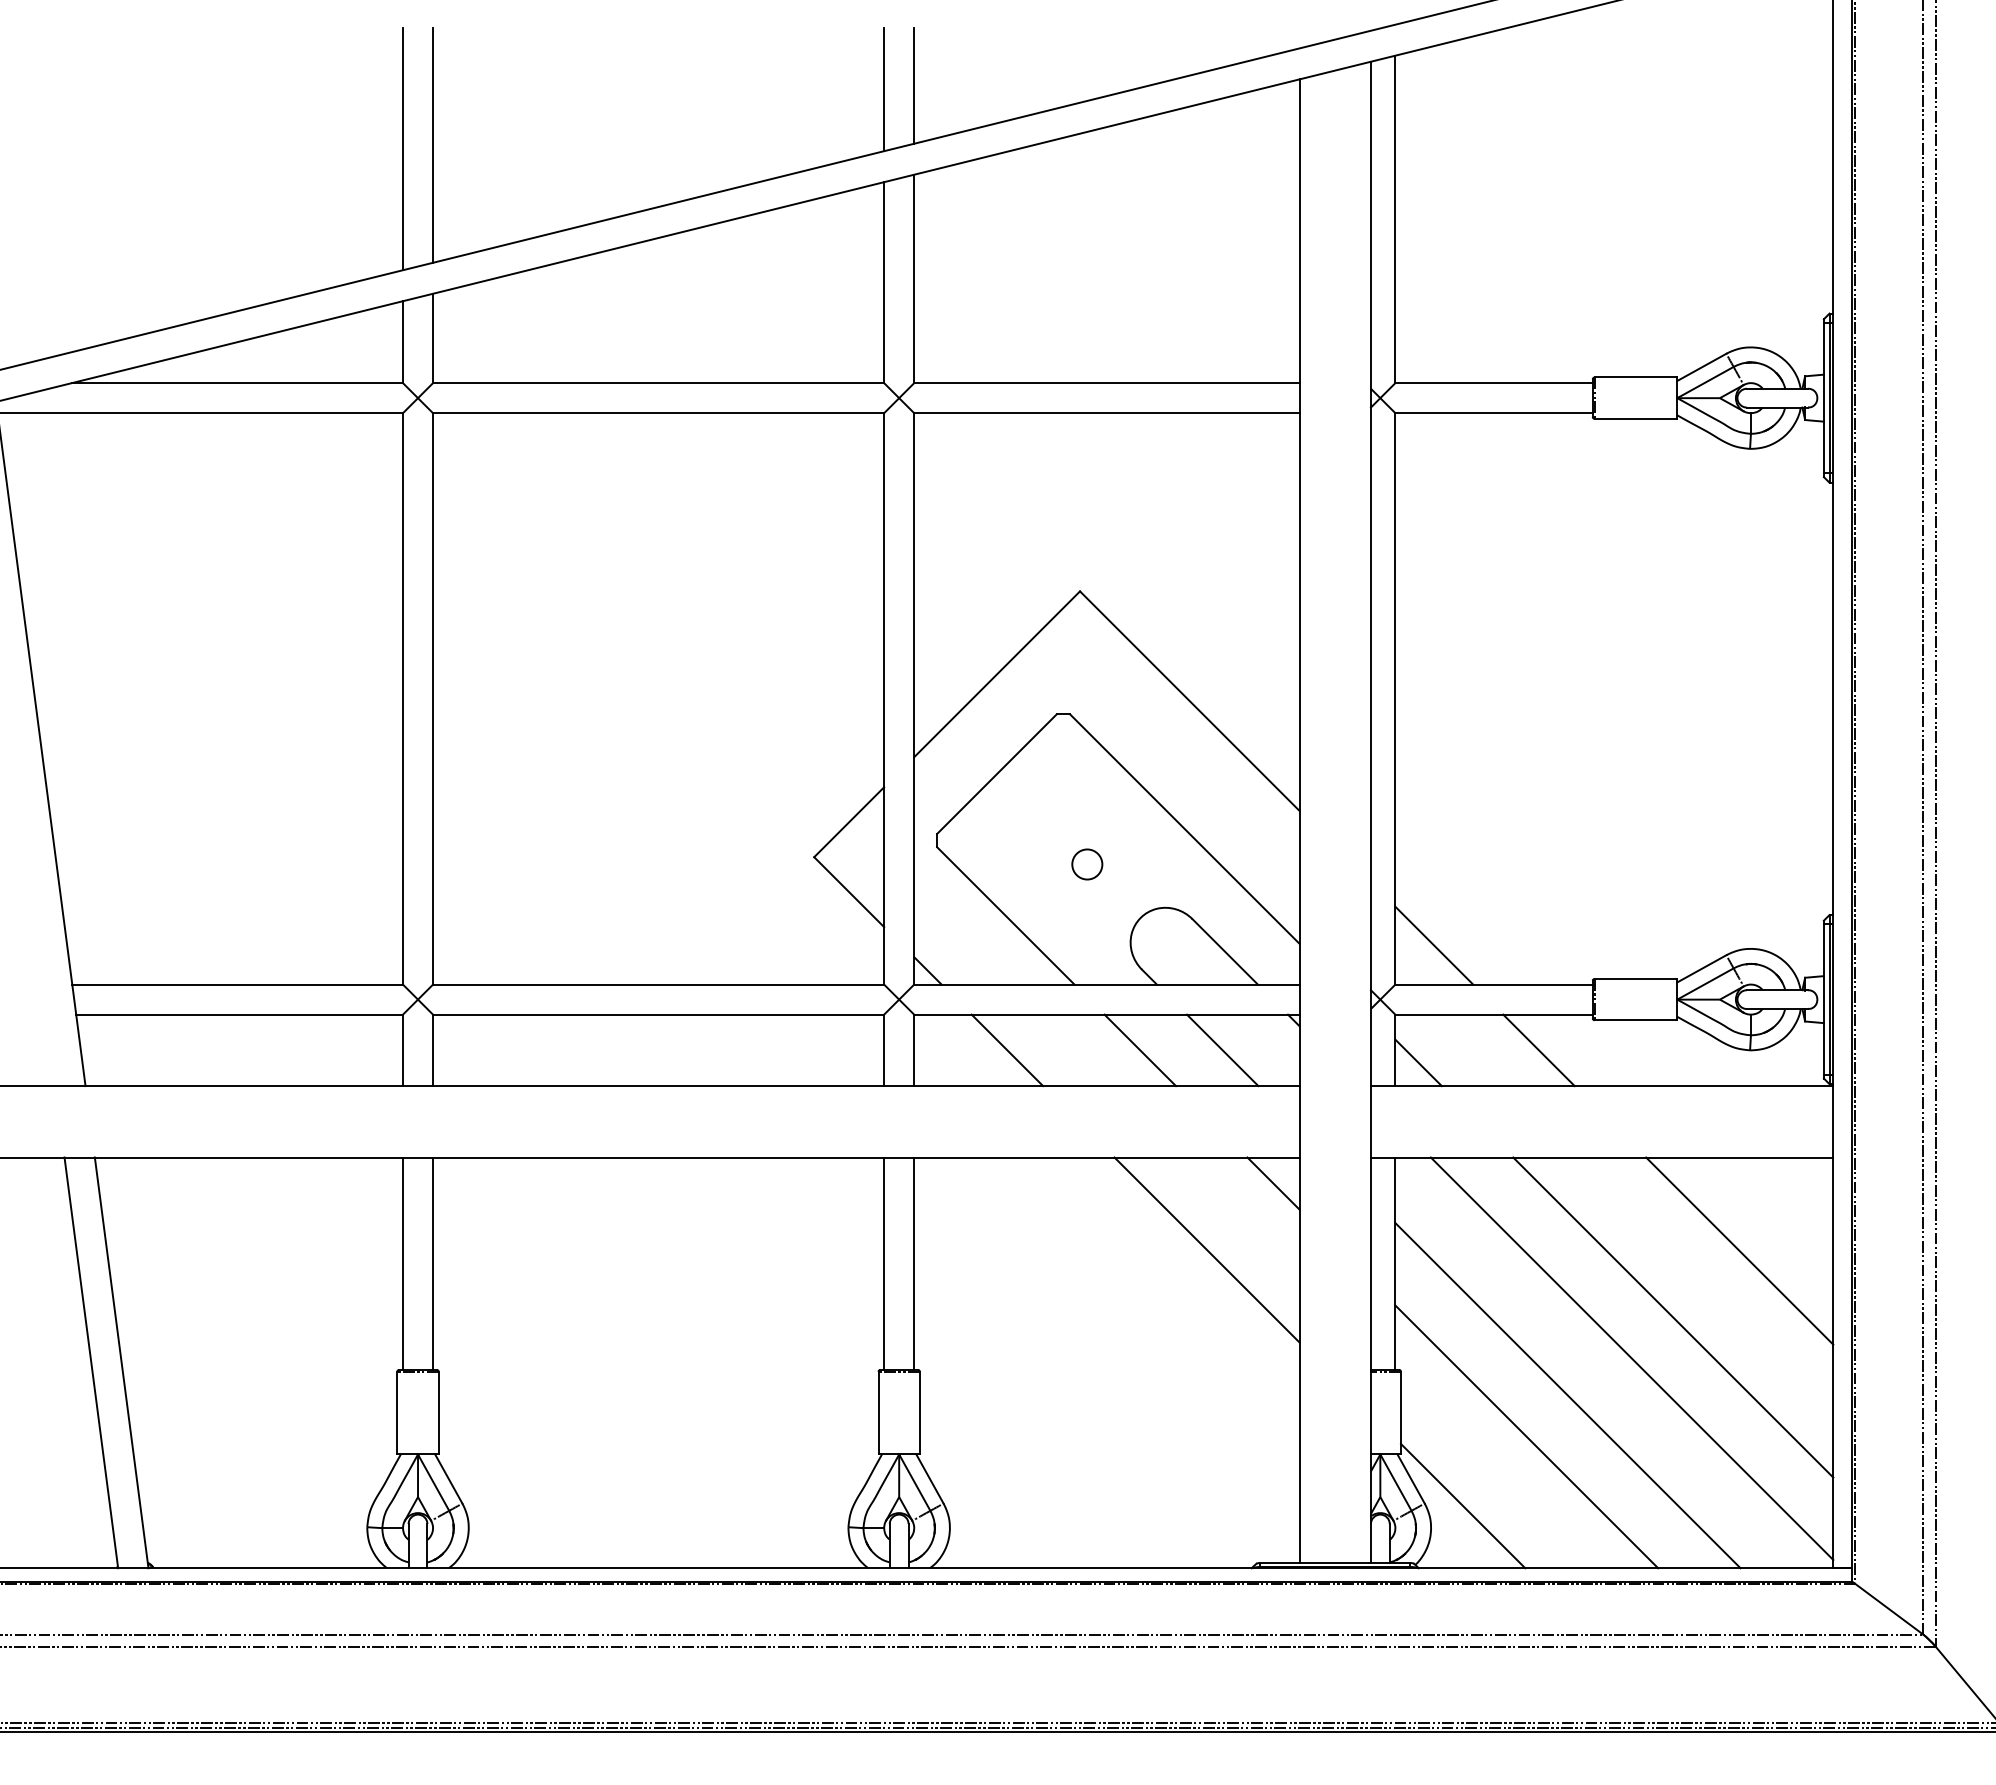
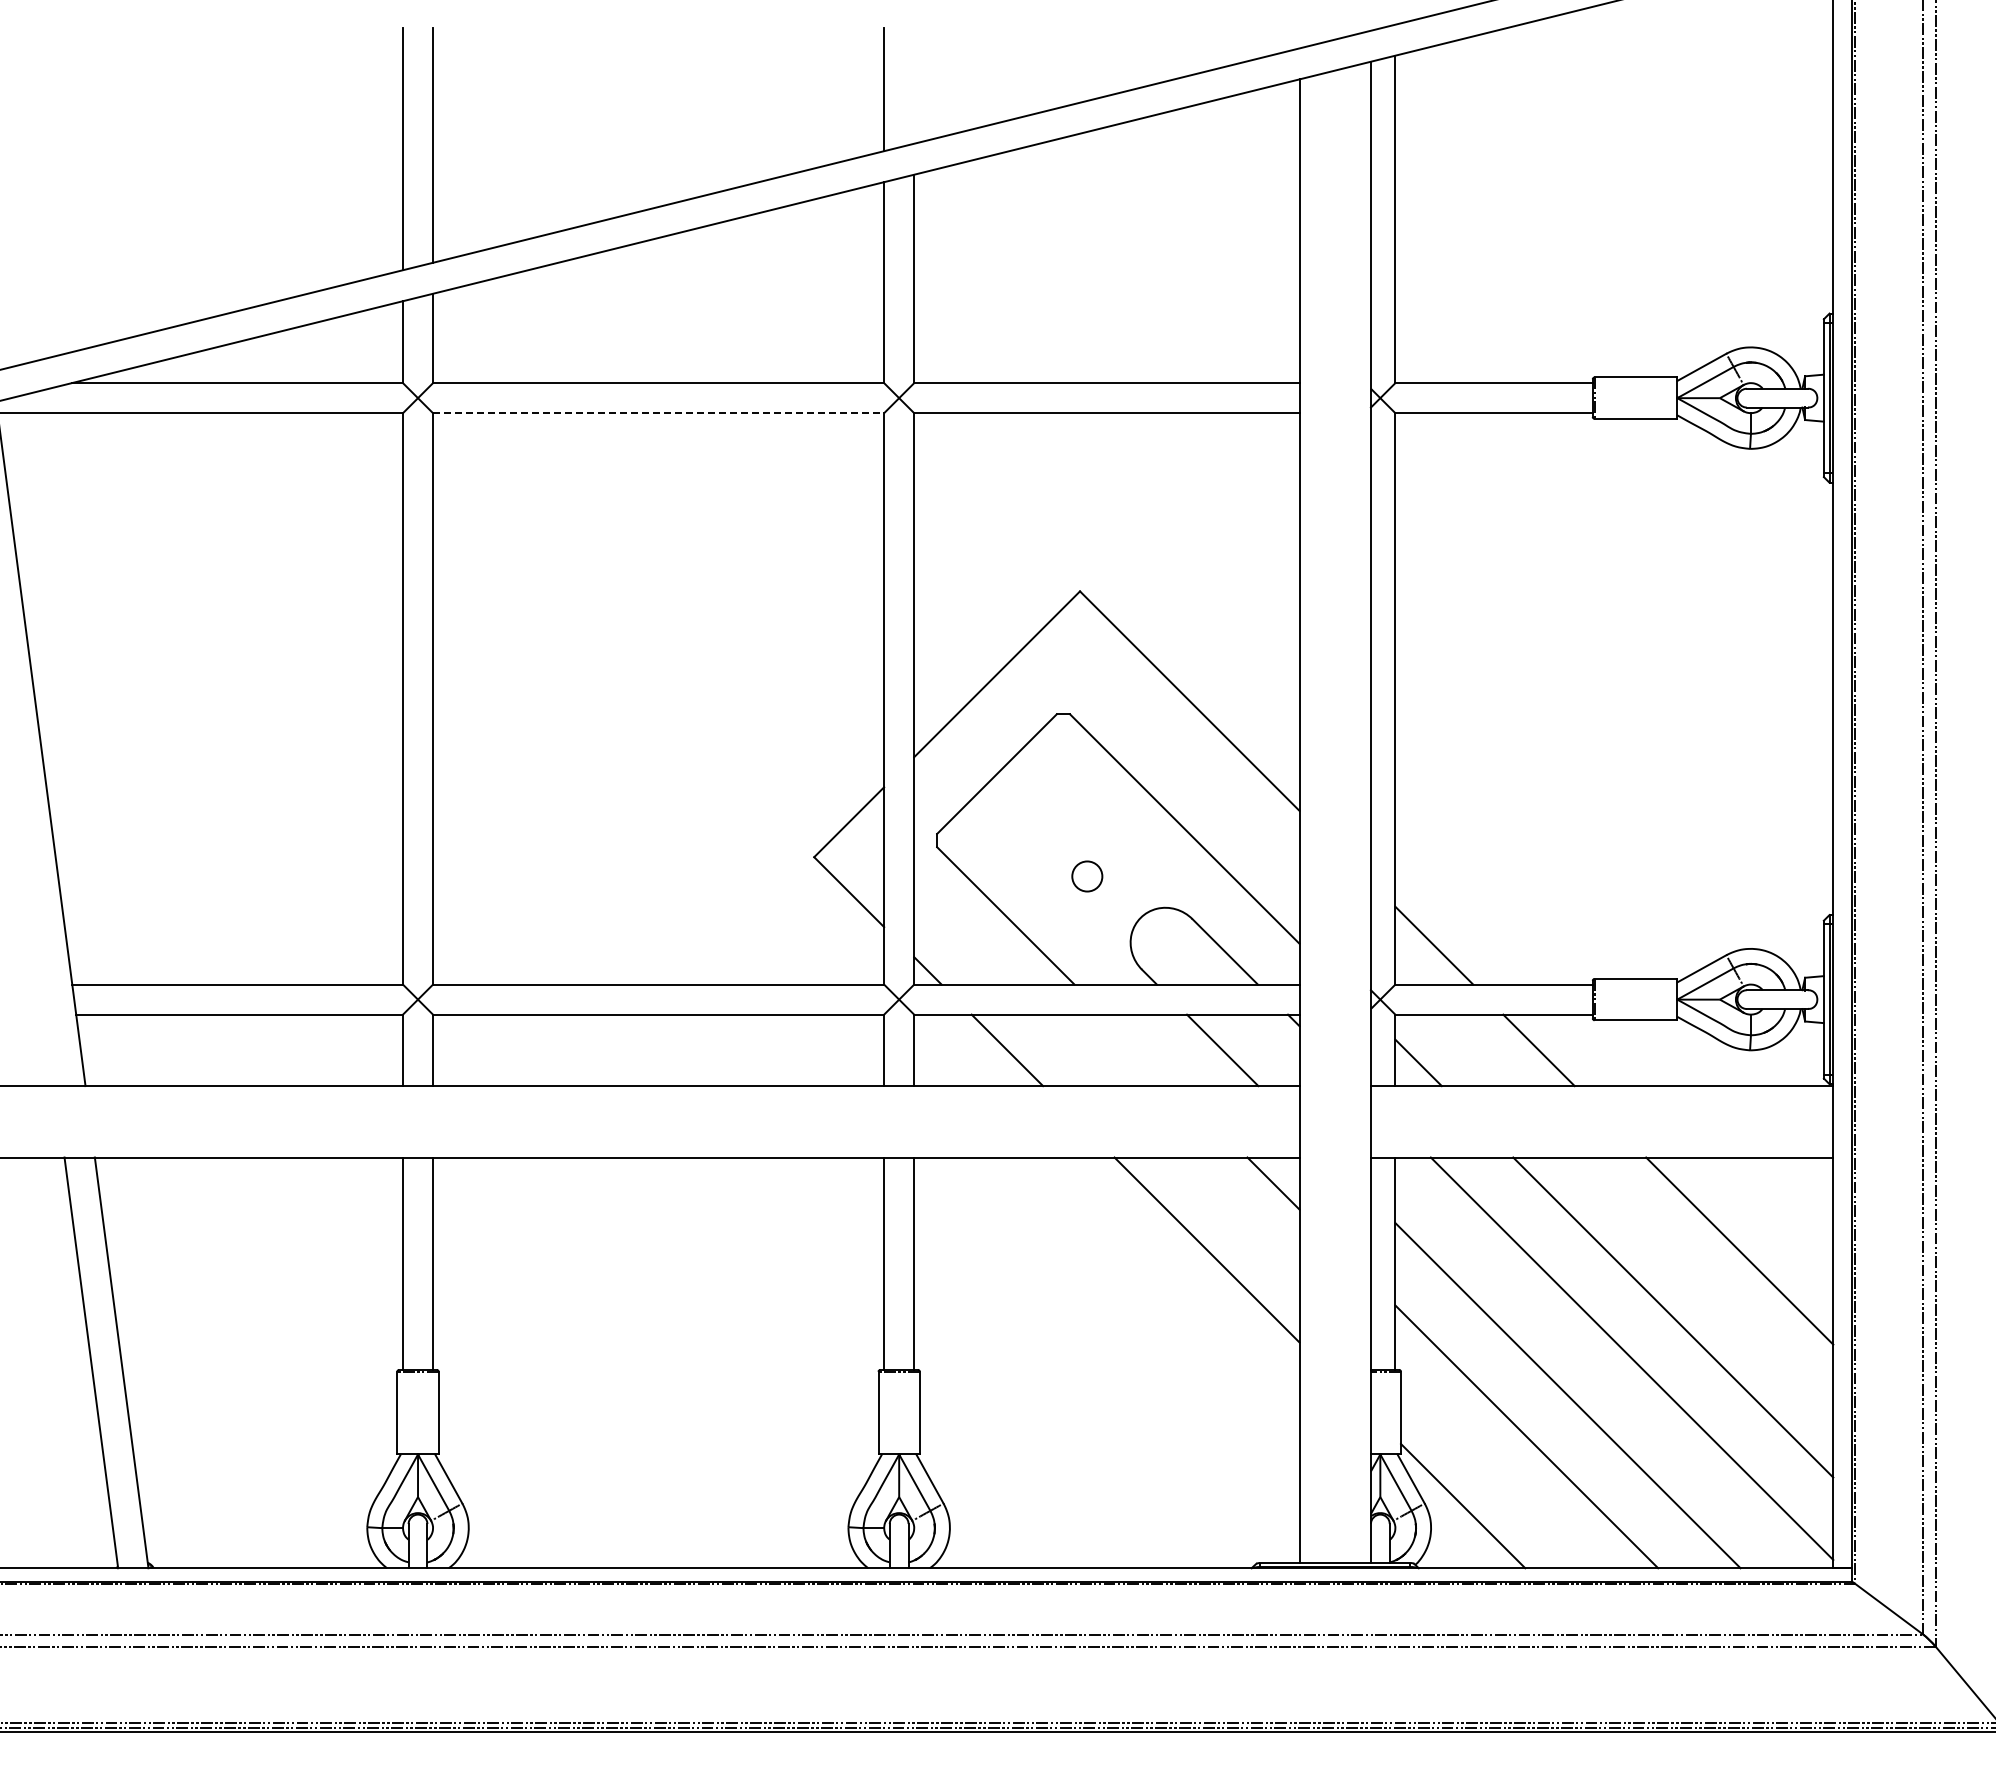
line: present -> none (914, 85)
line: solid -> dashed (658, 413)
circle position: (1087, 864) -> (1087, 876) (1087, 876)
line: present -> none (1140, 1050)
